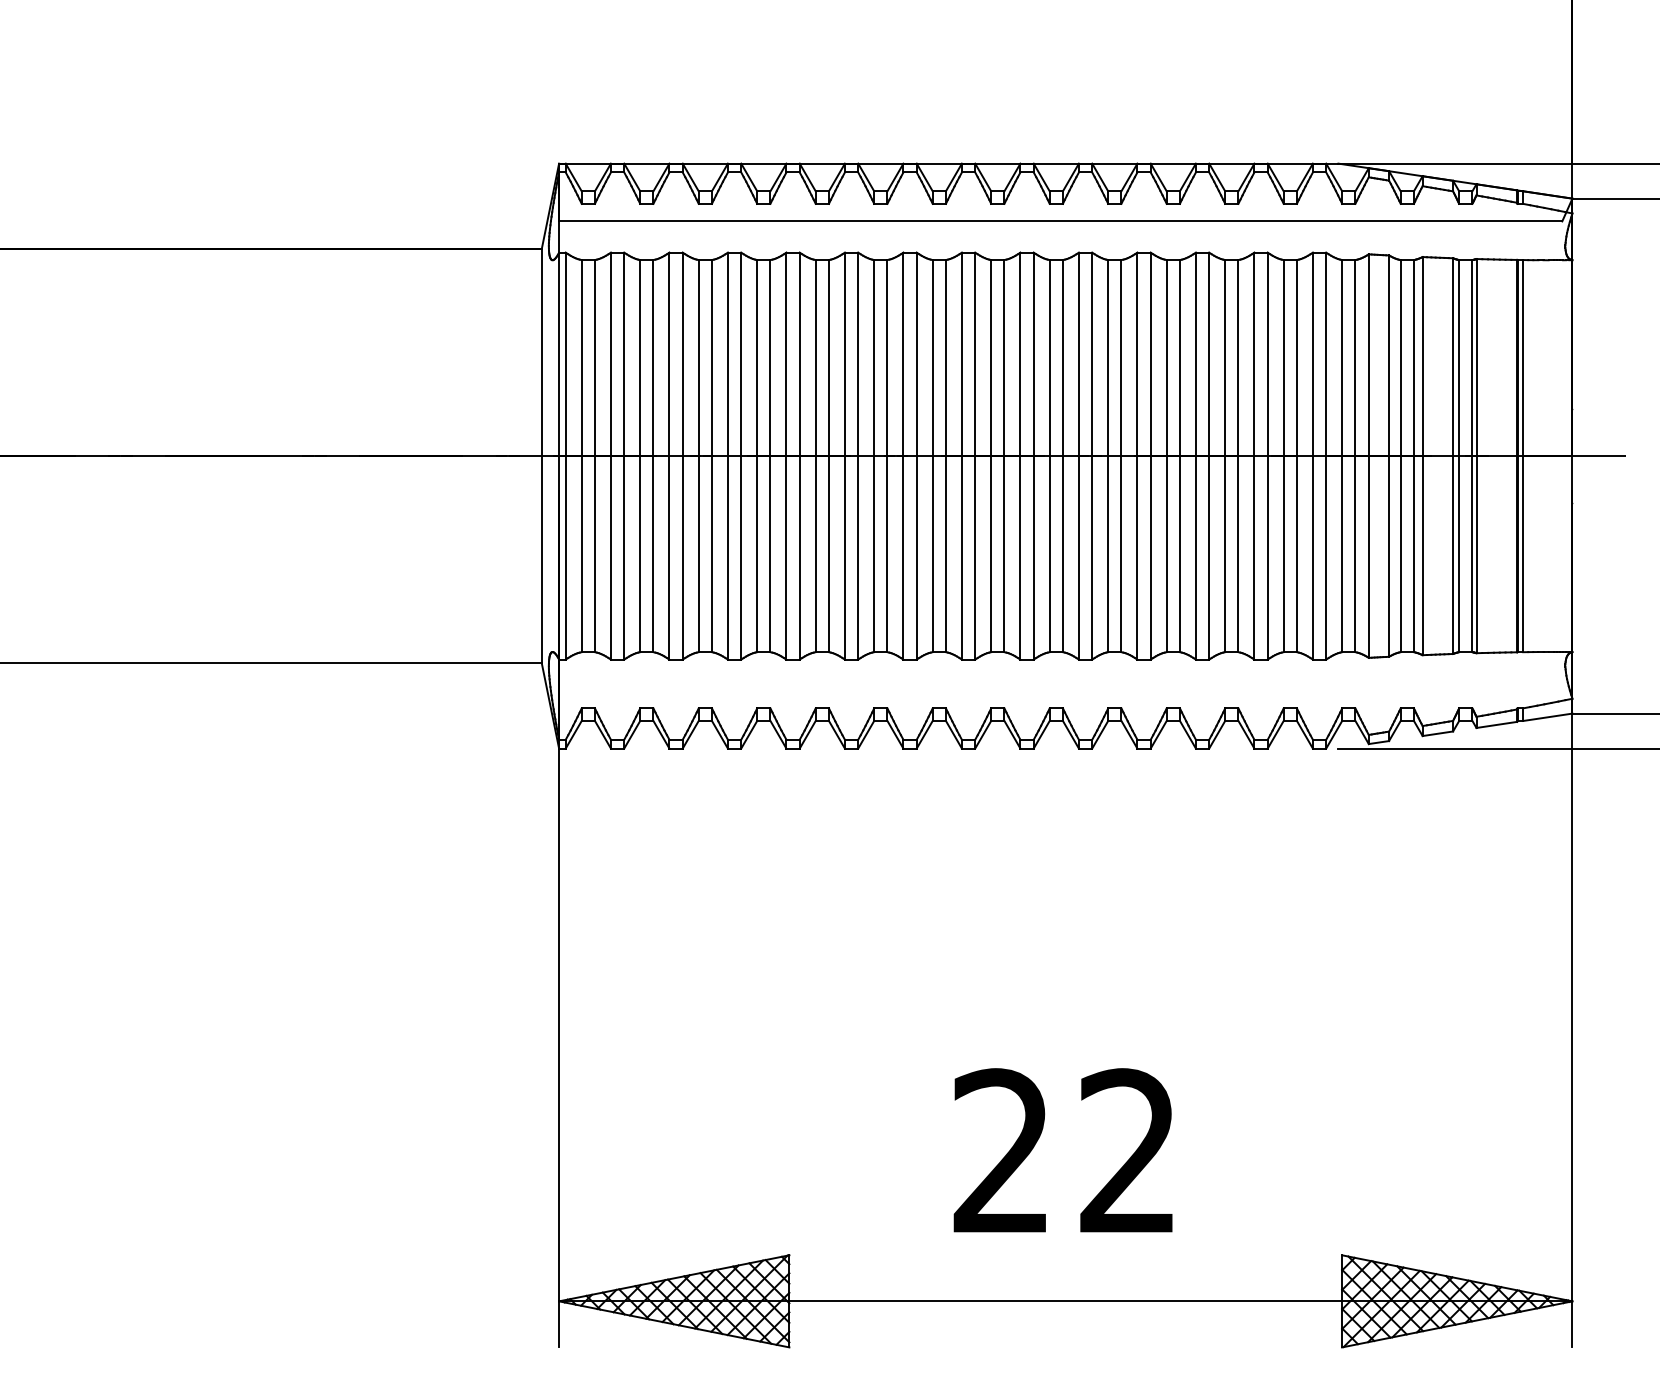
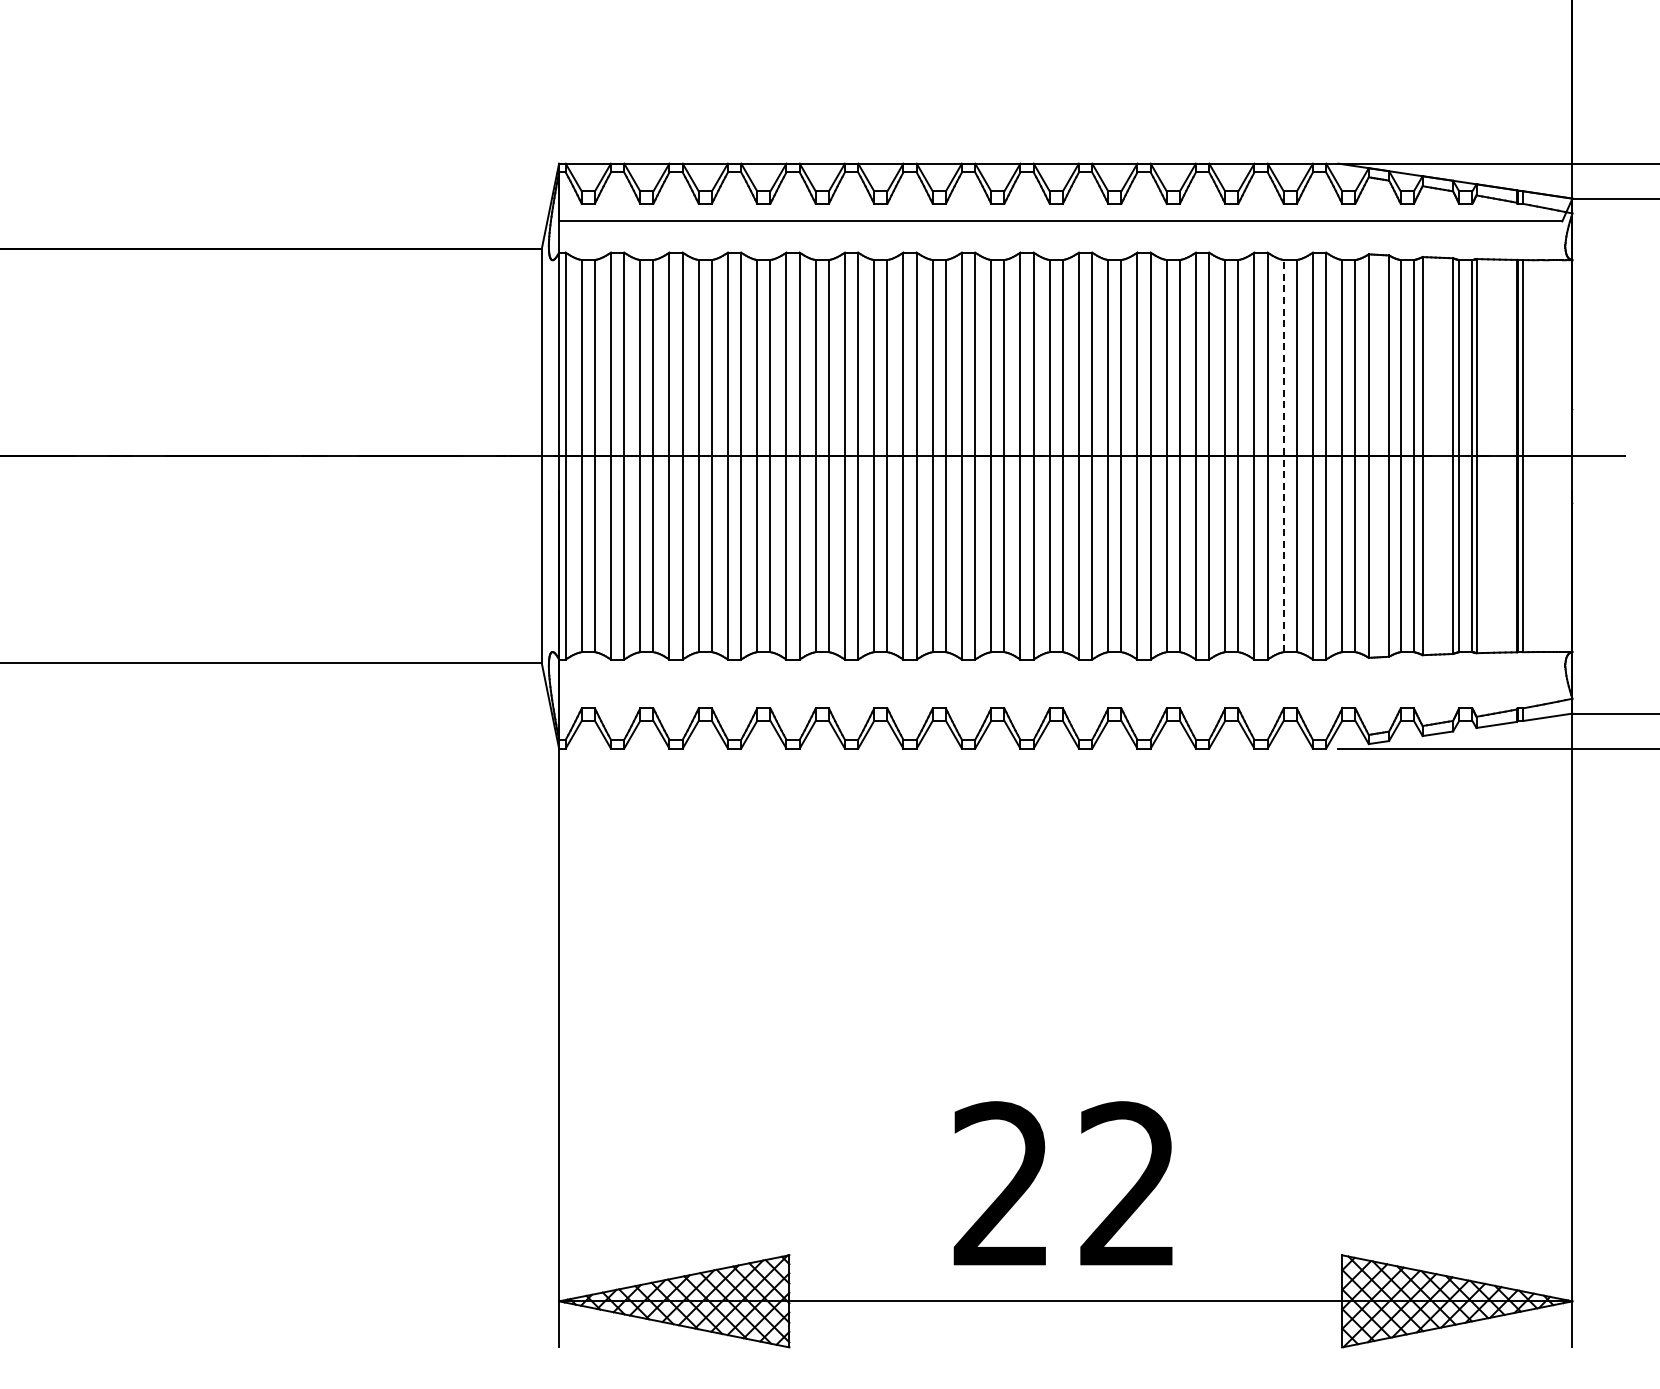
line: solid -> dashed (1283, 455)
text position: (1062, 1150) -> (1062, 1183) (1062, 1183)
